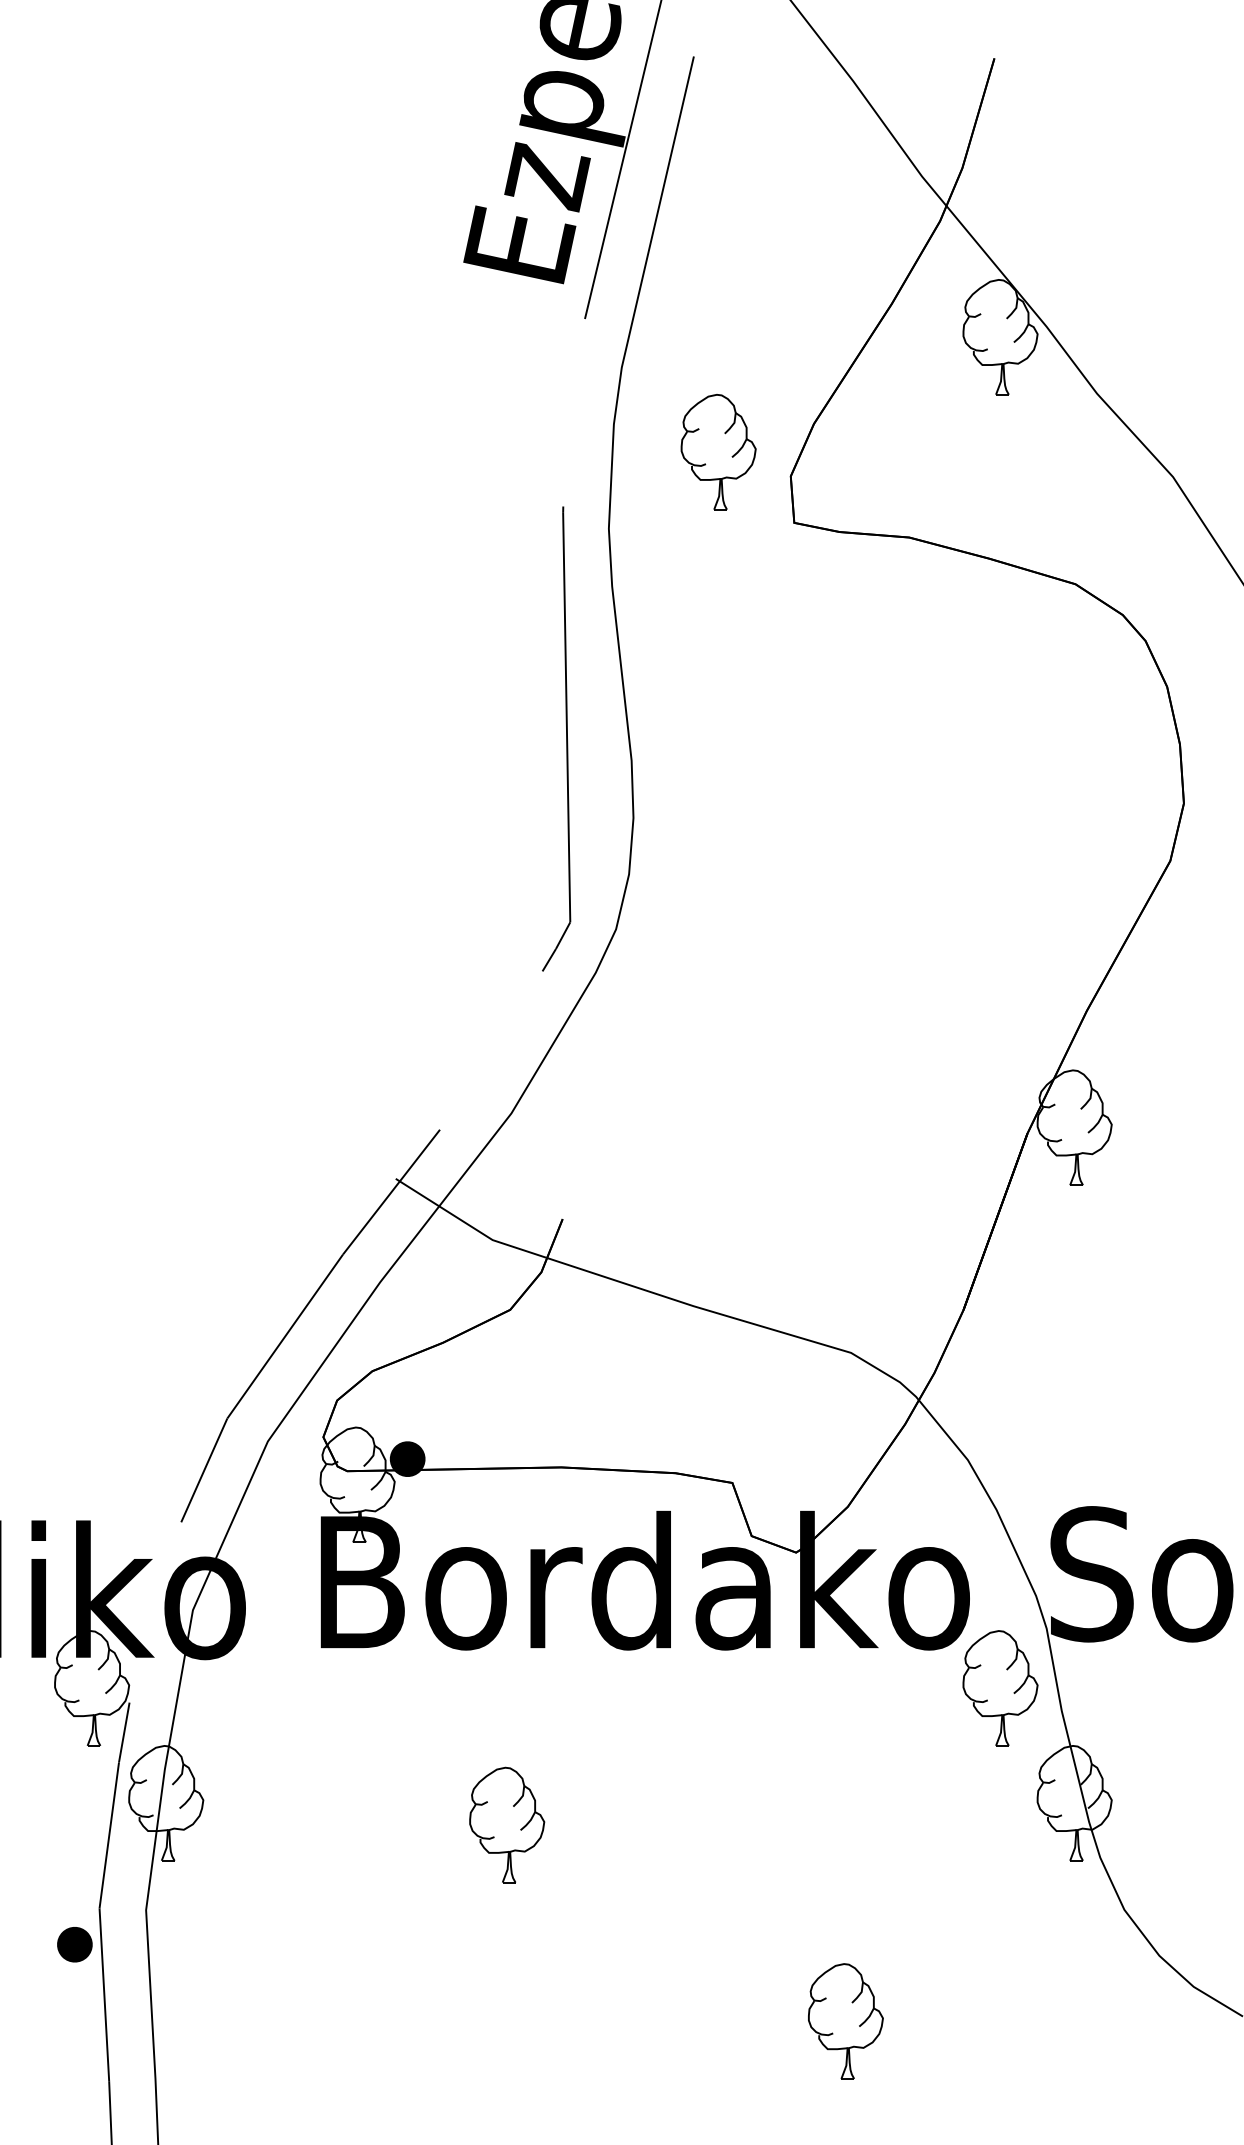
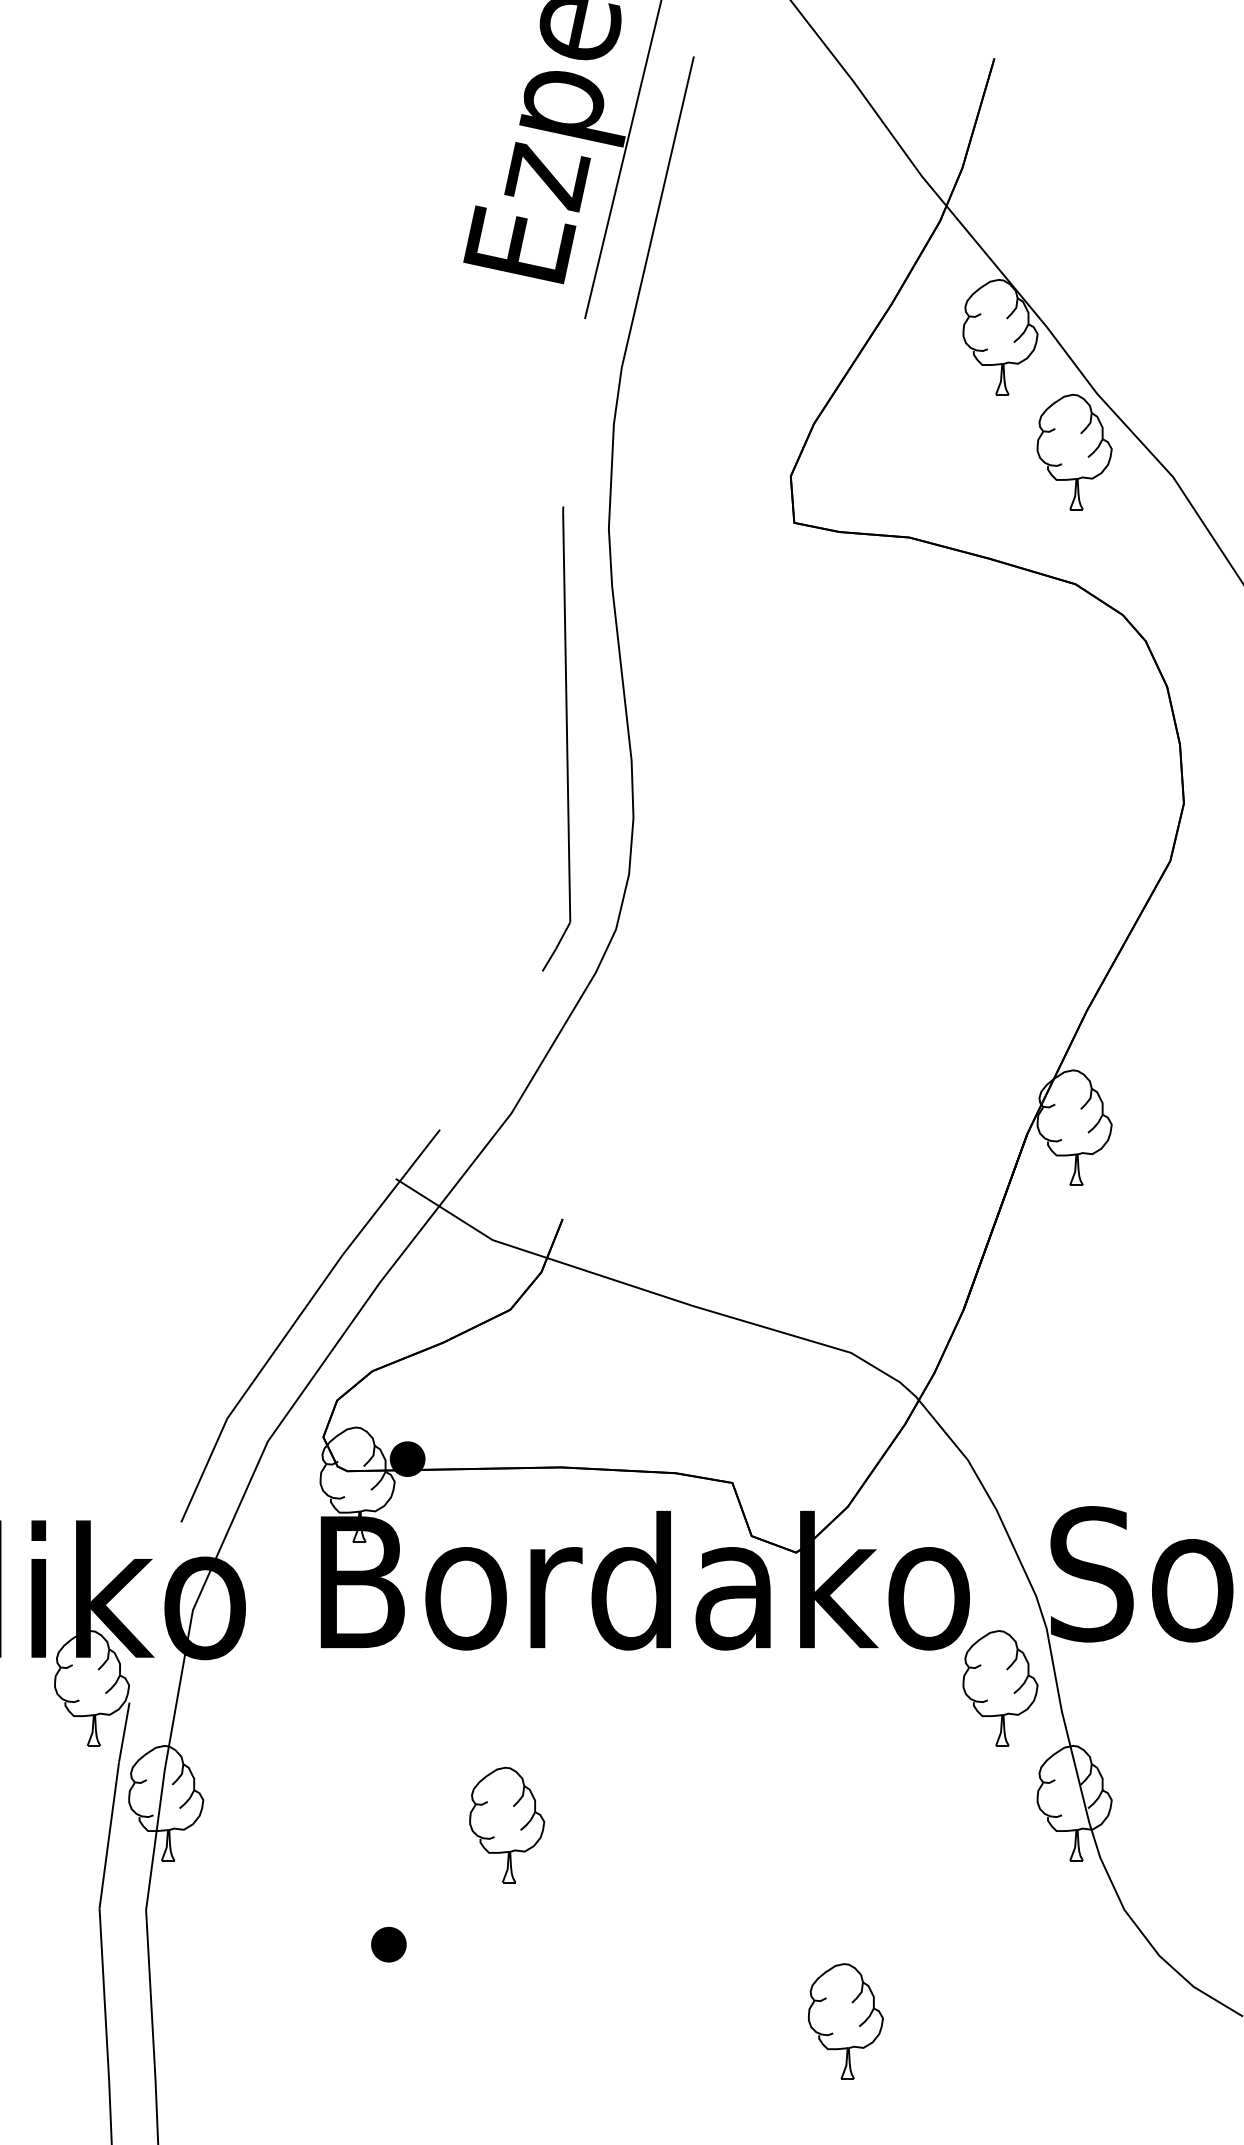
part position: (718, 452) -> (1074, 452) (1074, 452)
part position: (74, 1944) -> (388, 1944) (388, 1944)
